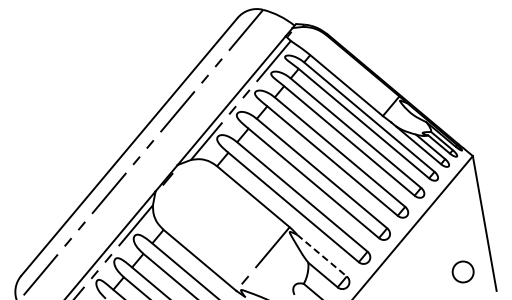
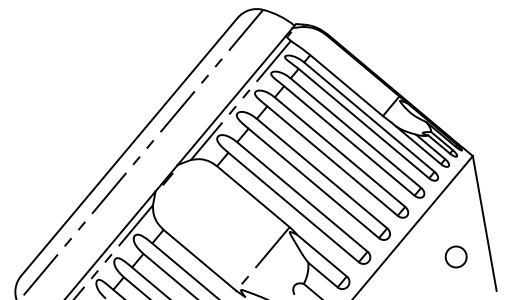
line: dashed -> solid (322, 255)
part position: (462, 271) -> (455, 256) (455, 256)
